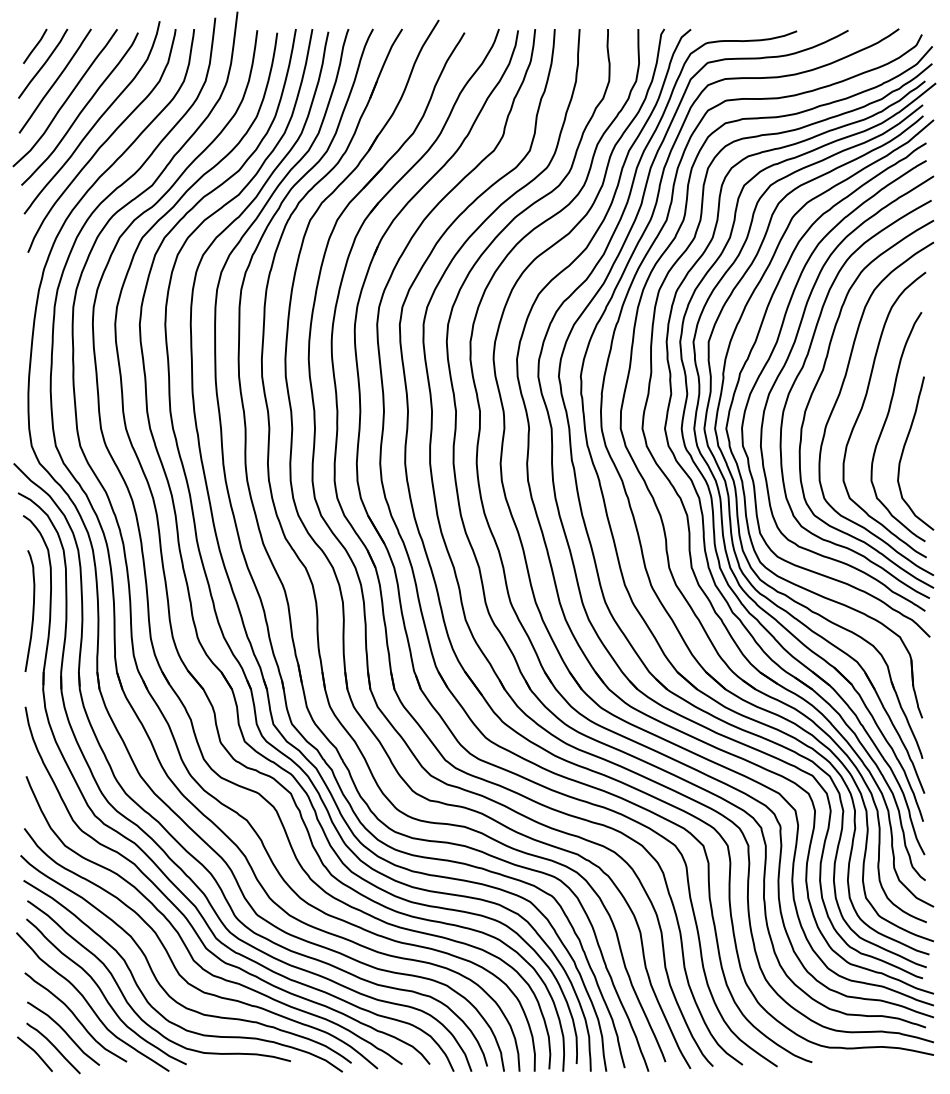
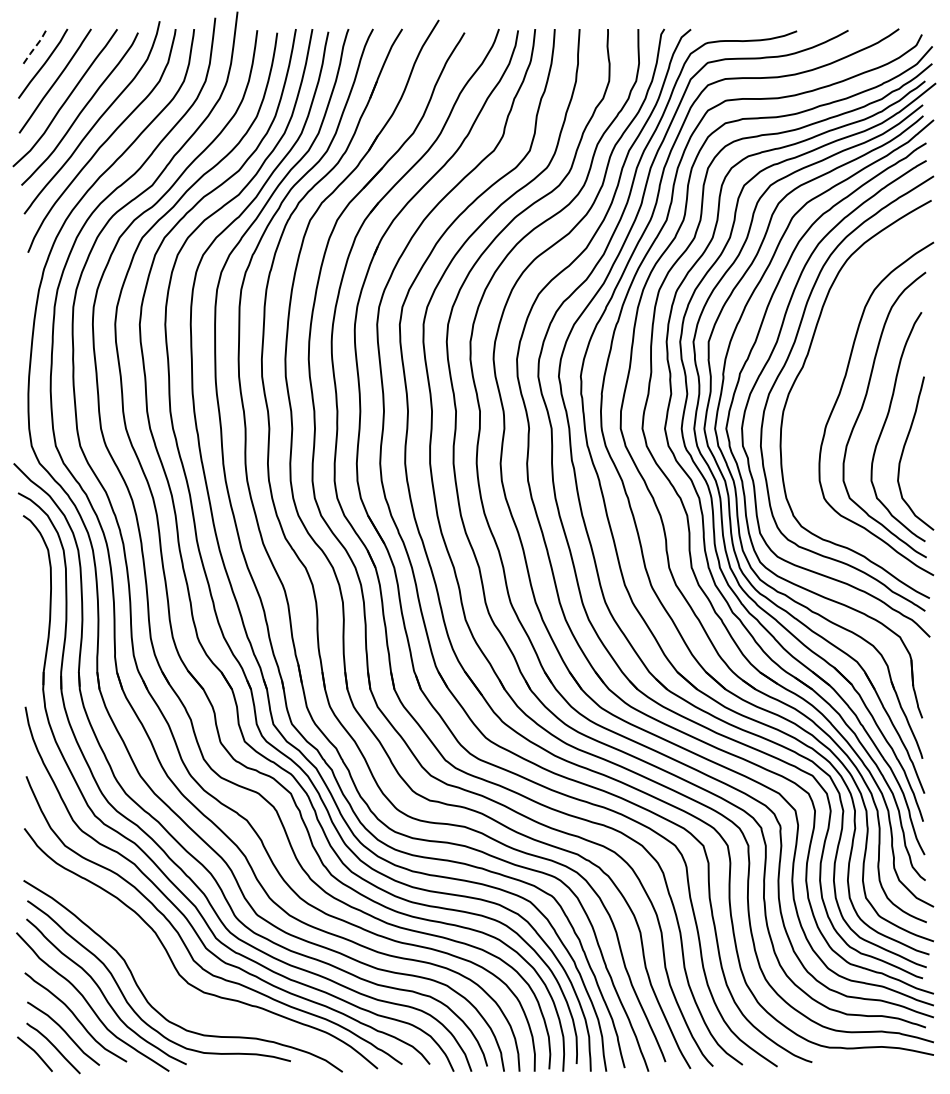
line: solid -> dashed (35, 46)
curve: present -> none (819, 380)
curve: present -> none (32, 610)
curve: present -> none (155, 975)
